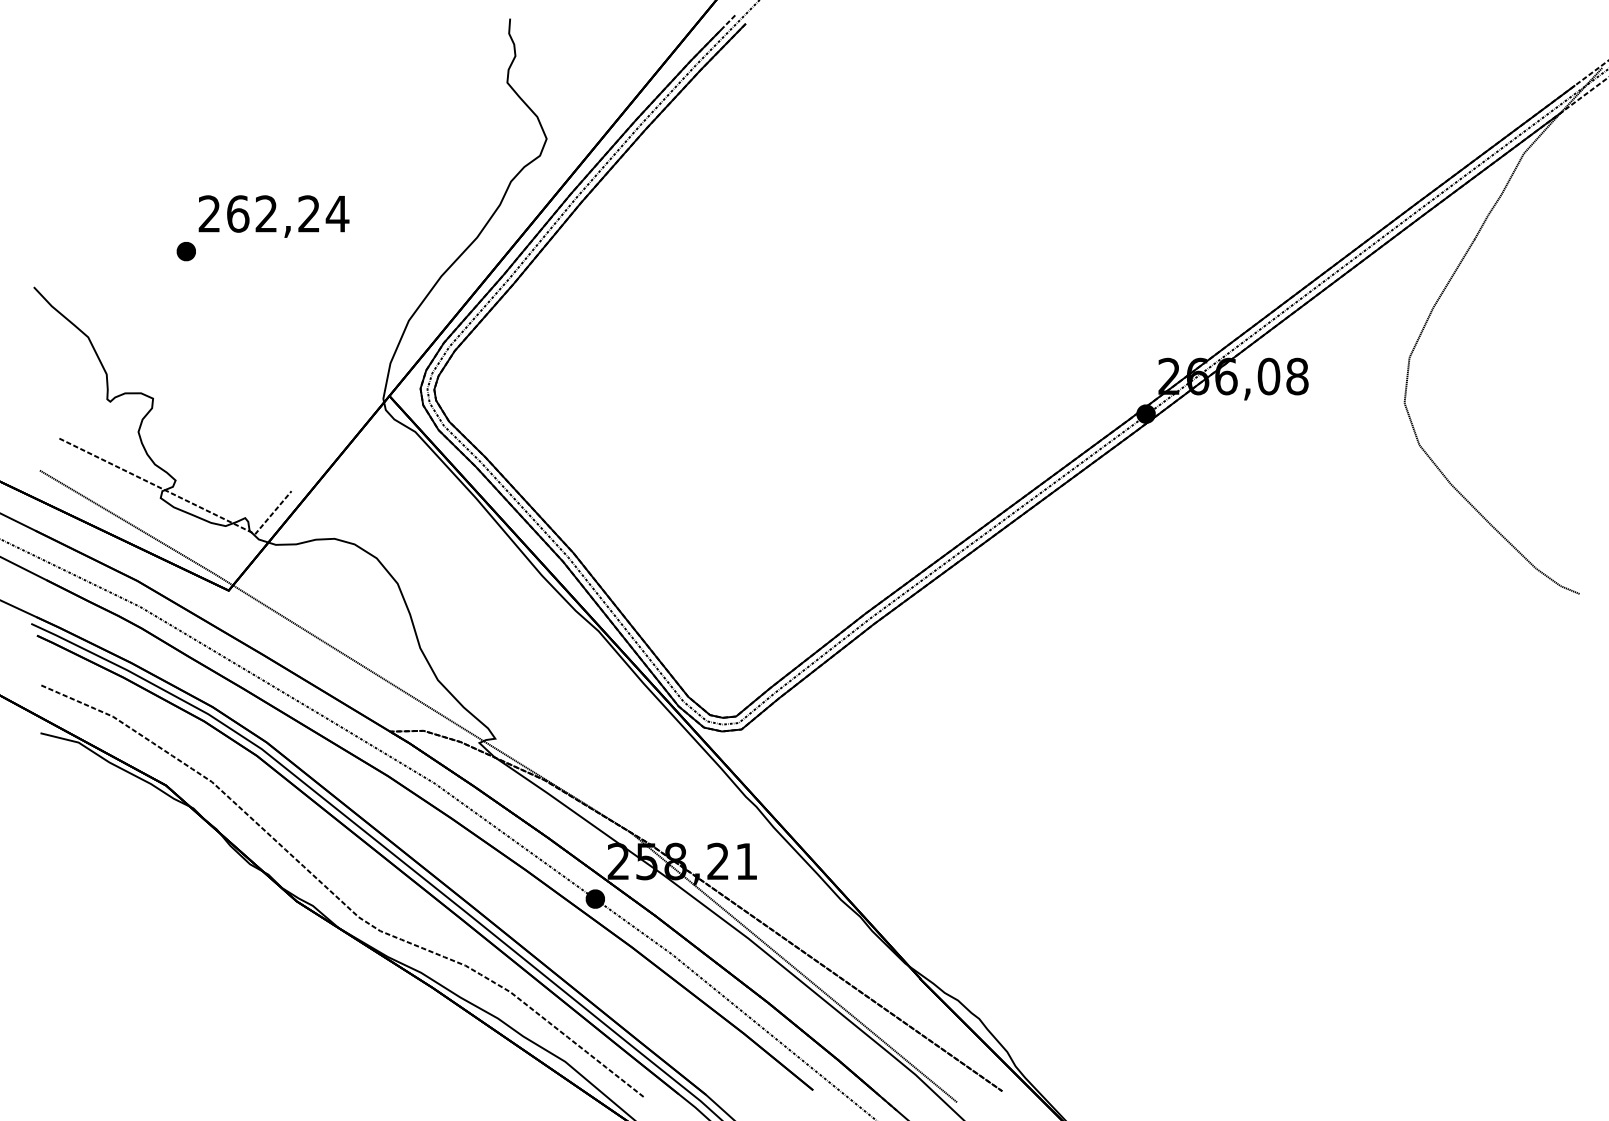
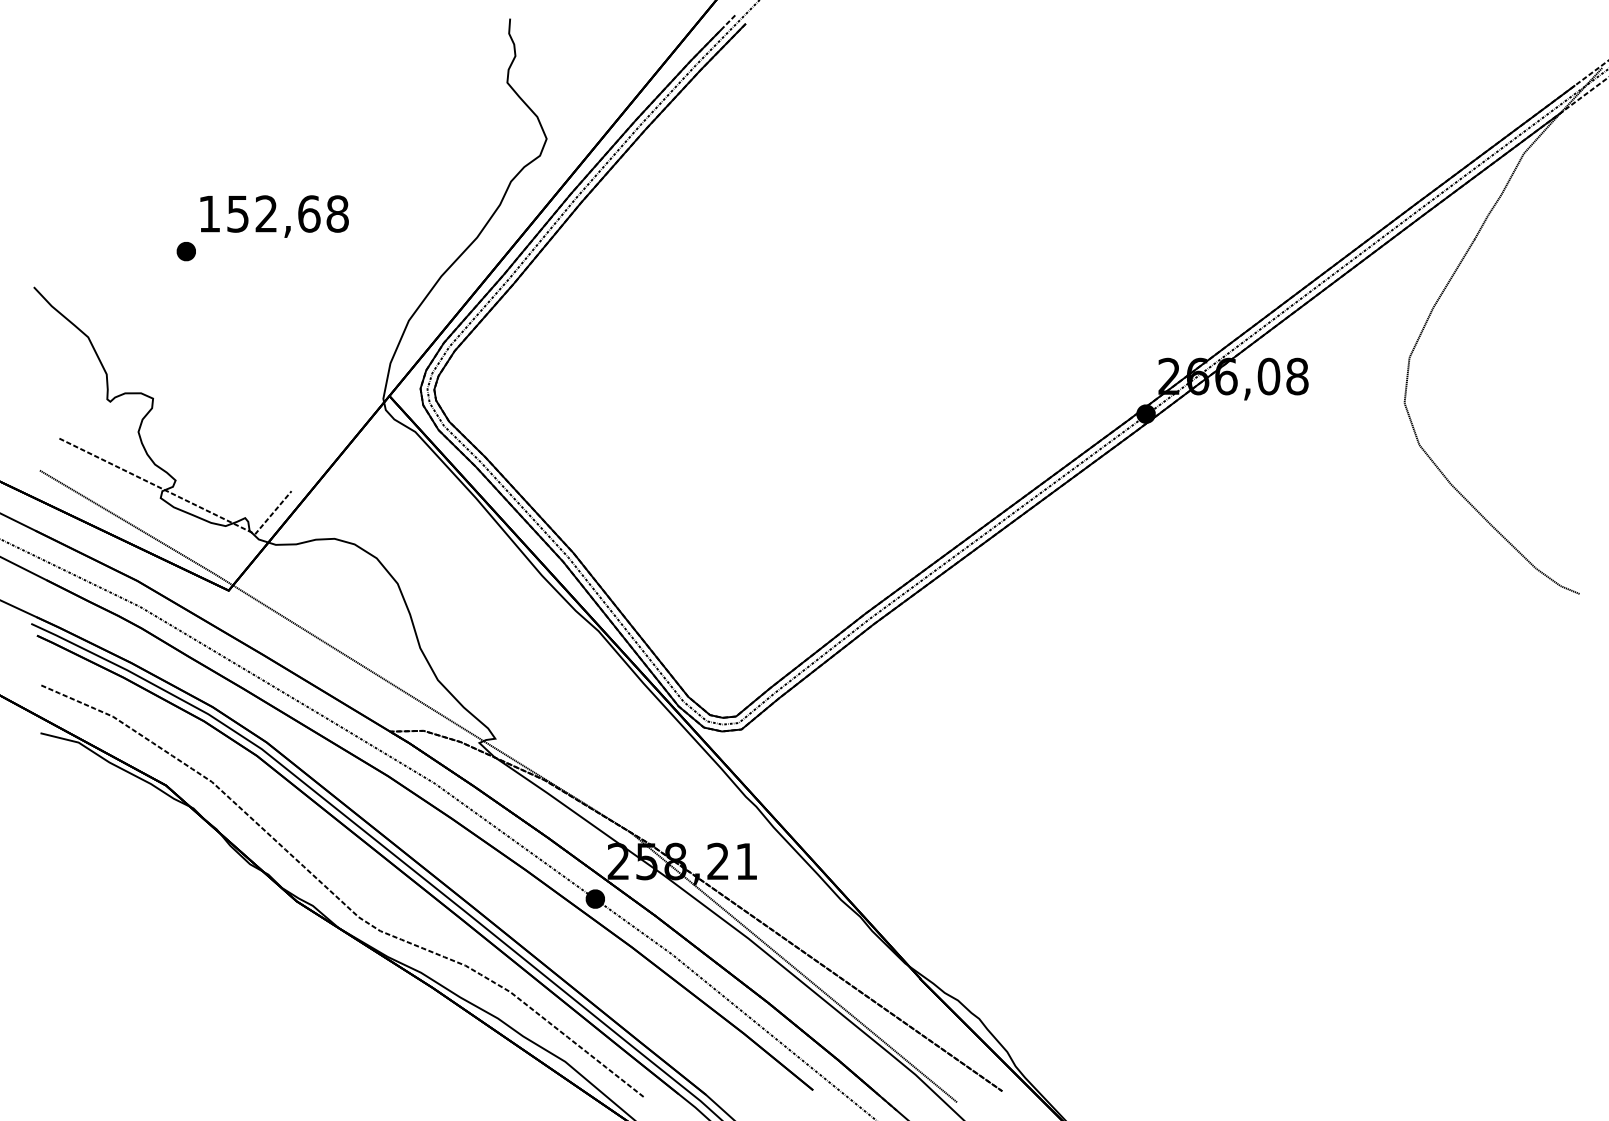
text: 262,24 -> 152,68 (273, 213)
